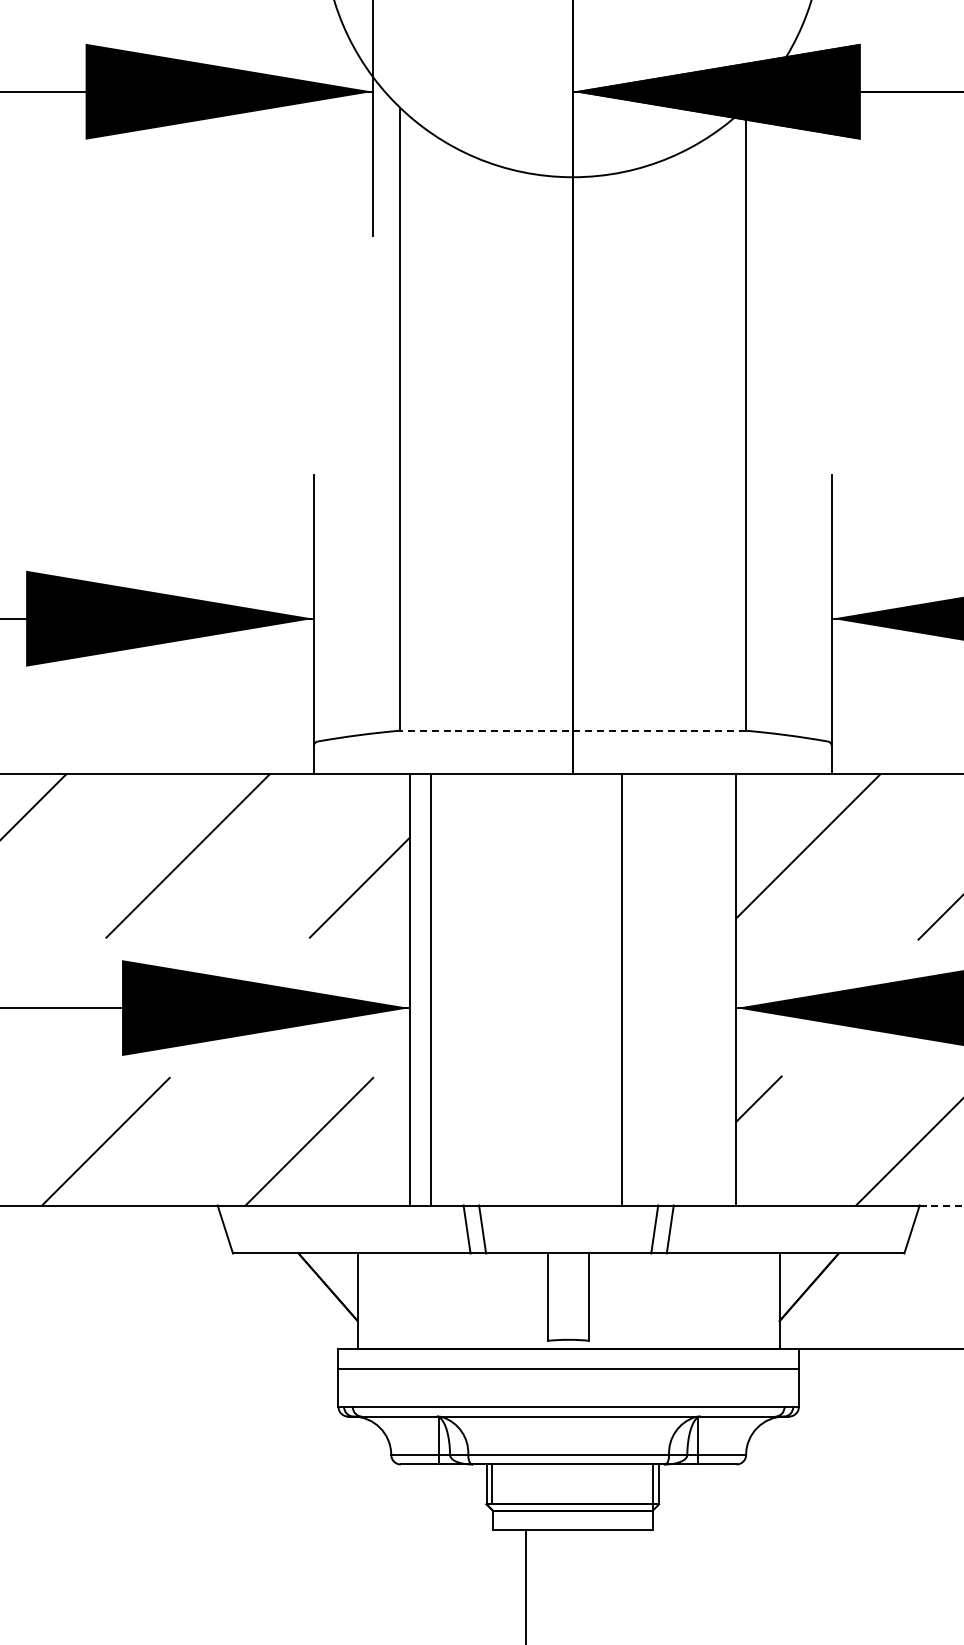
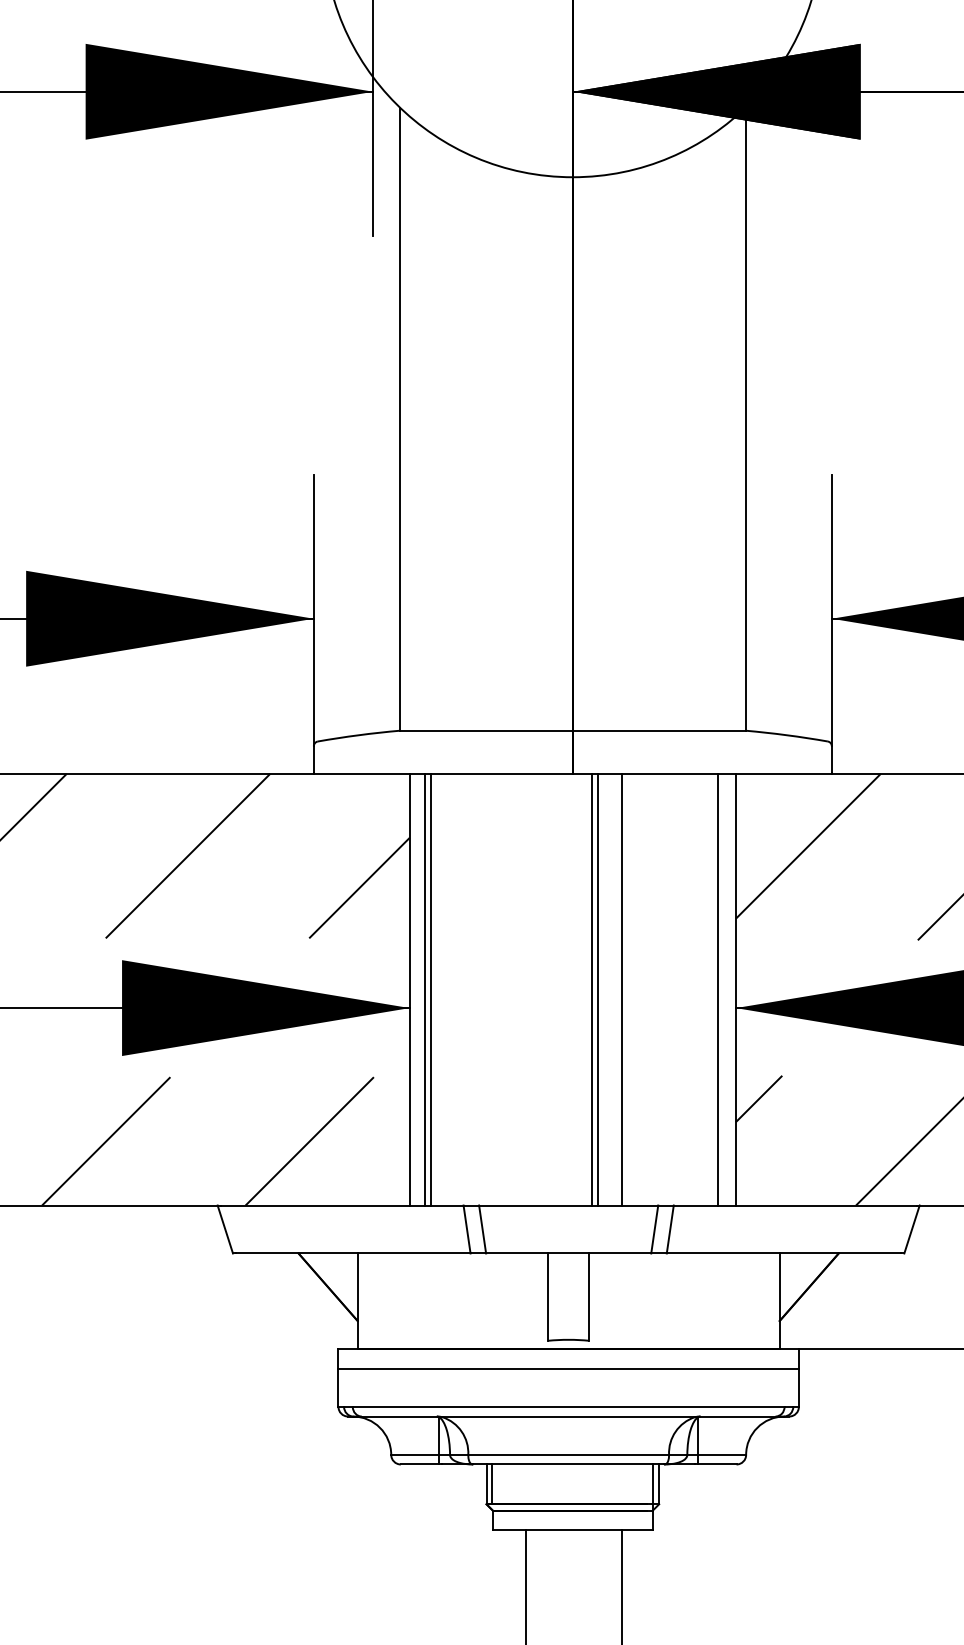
line: dashed -> solid (572, 730)
line: none -> present (425, 989)
line: none -> present (591, 989)
line: none -> present (597, 989)
line: none -> present (717, 989)
line: dashed -> solid (941, 1205)
line: none -> present (622, 1585)
